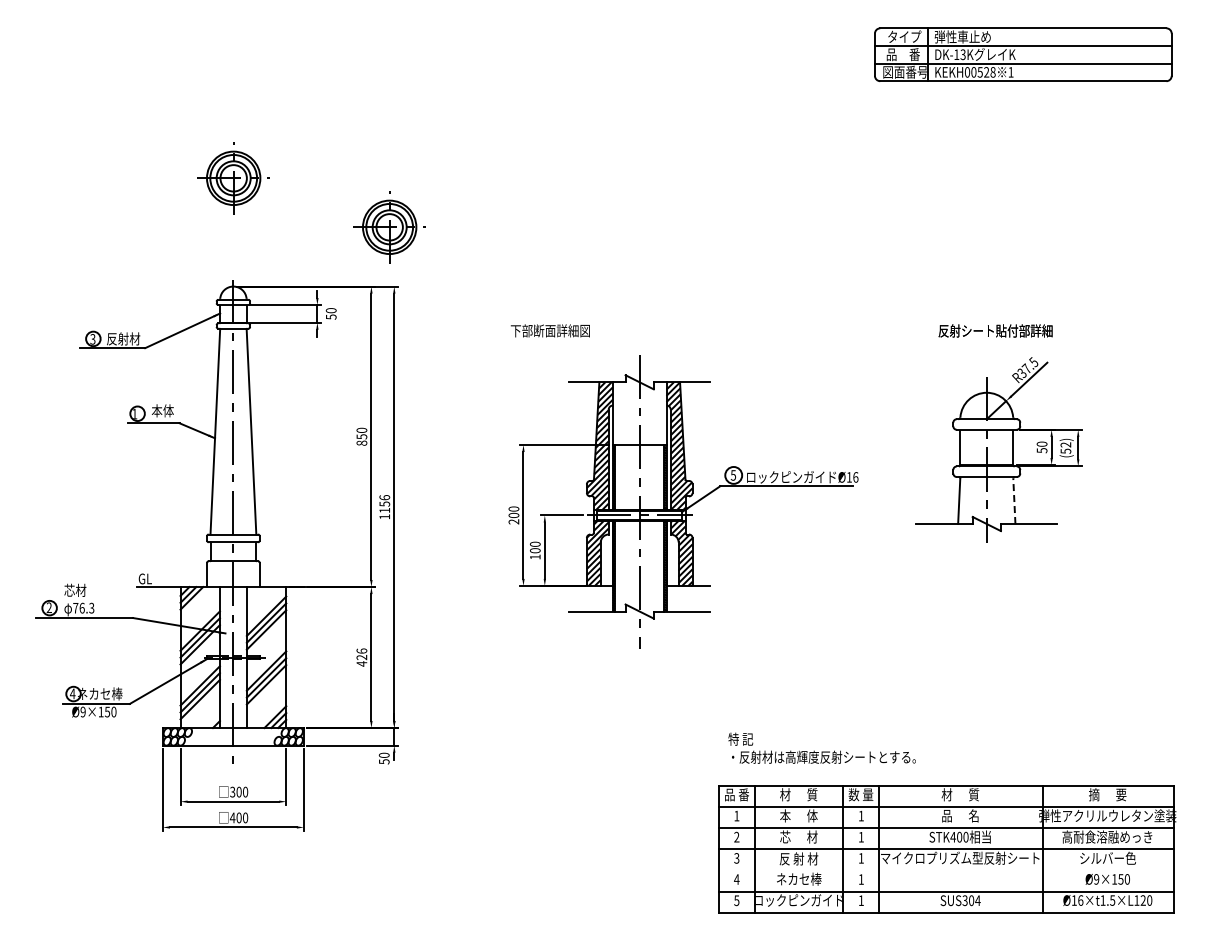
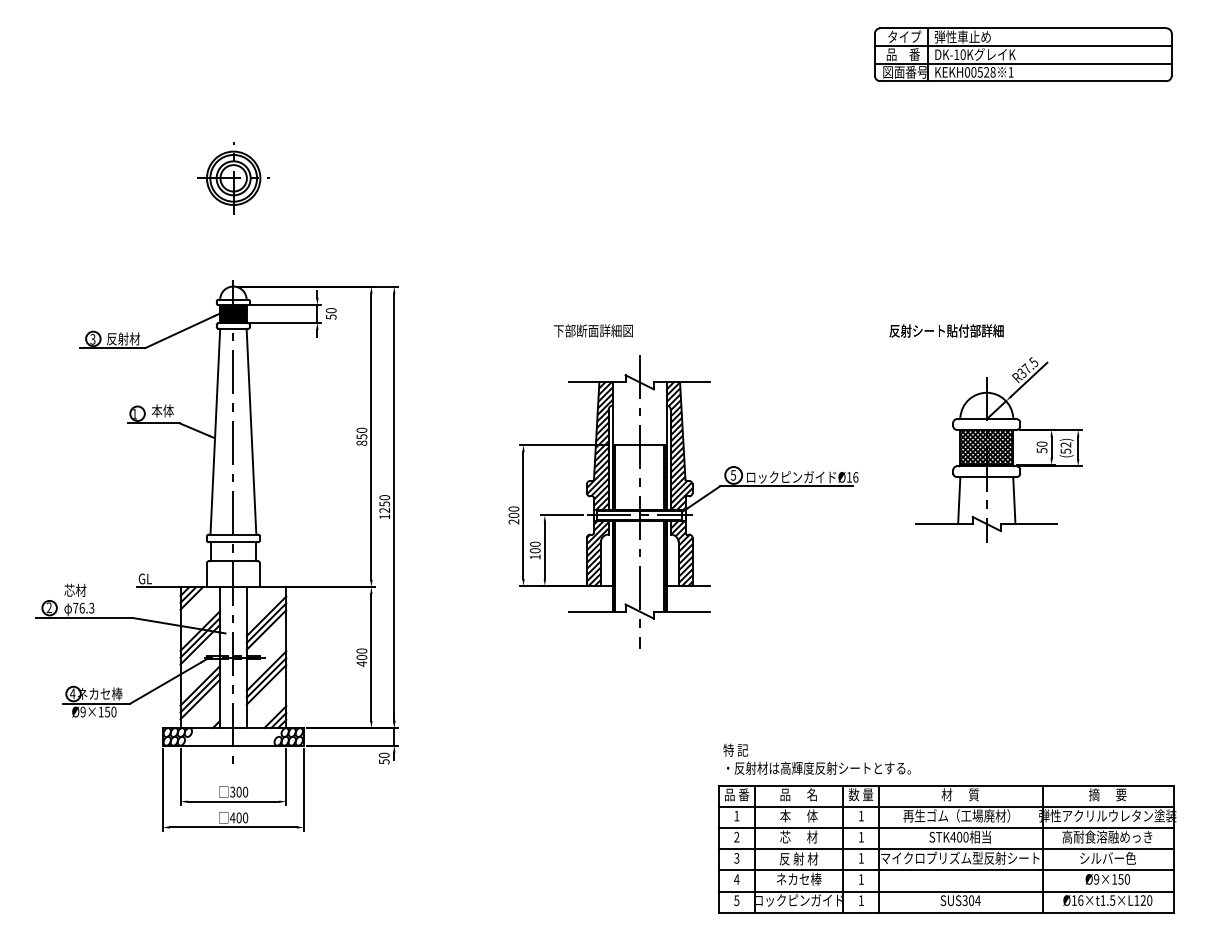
text: DK-13K -> DK-10K (962, 54)
part: present -> none (389, 227)
hatch: none -> present (233, 313)
text position: (549, 330) -> (592, 330) (592, 330)
text position: (995, 330) -> (946, 330) (946, 330)
hatch: none -> present (986, 447)
line: dashed -> solid (1014, 501)
text: 1156 -> 1250 (384, 504)
text: 426 -> 400 (361, 654)
text position: (821, 747) -> (816, 758) (816, 758)
text: 材      質 -> 品      名 (798, 794)
text: 品      名 -> 再生ゴム（工場廃材） (956, 815)
line: none -> present (946, 870)
